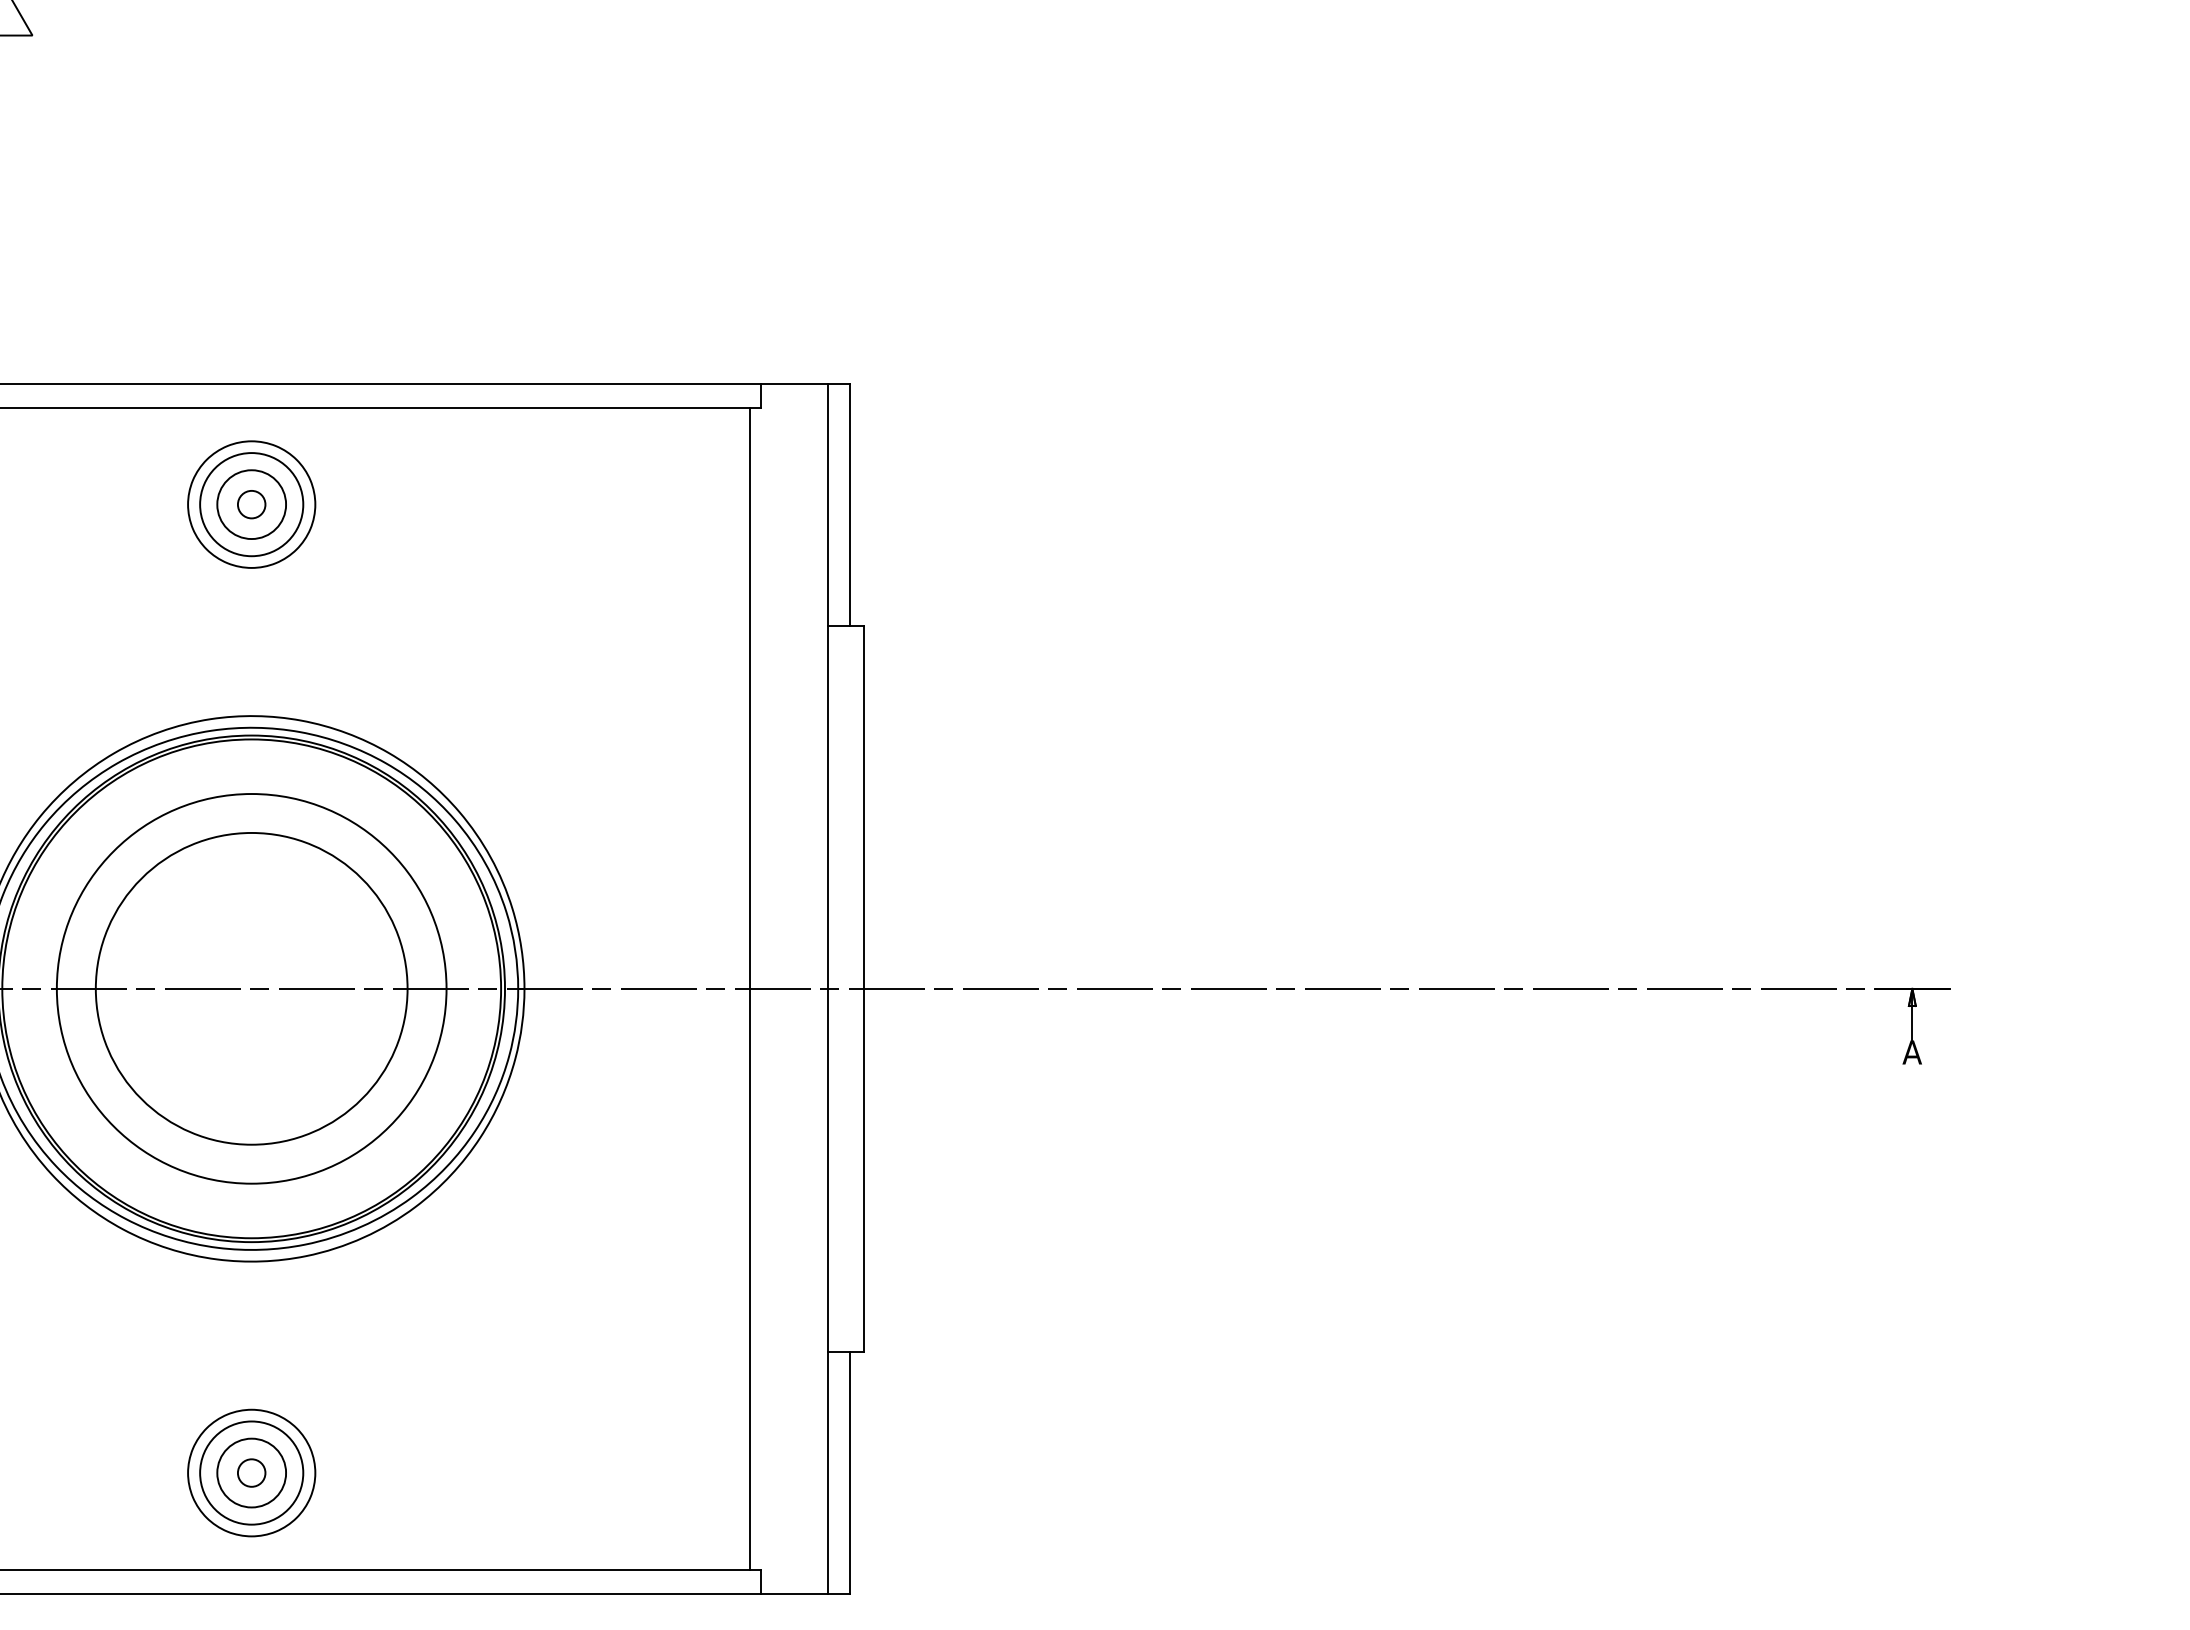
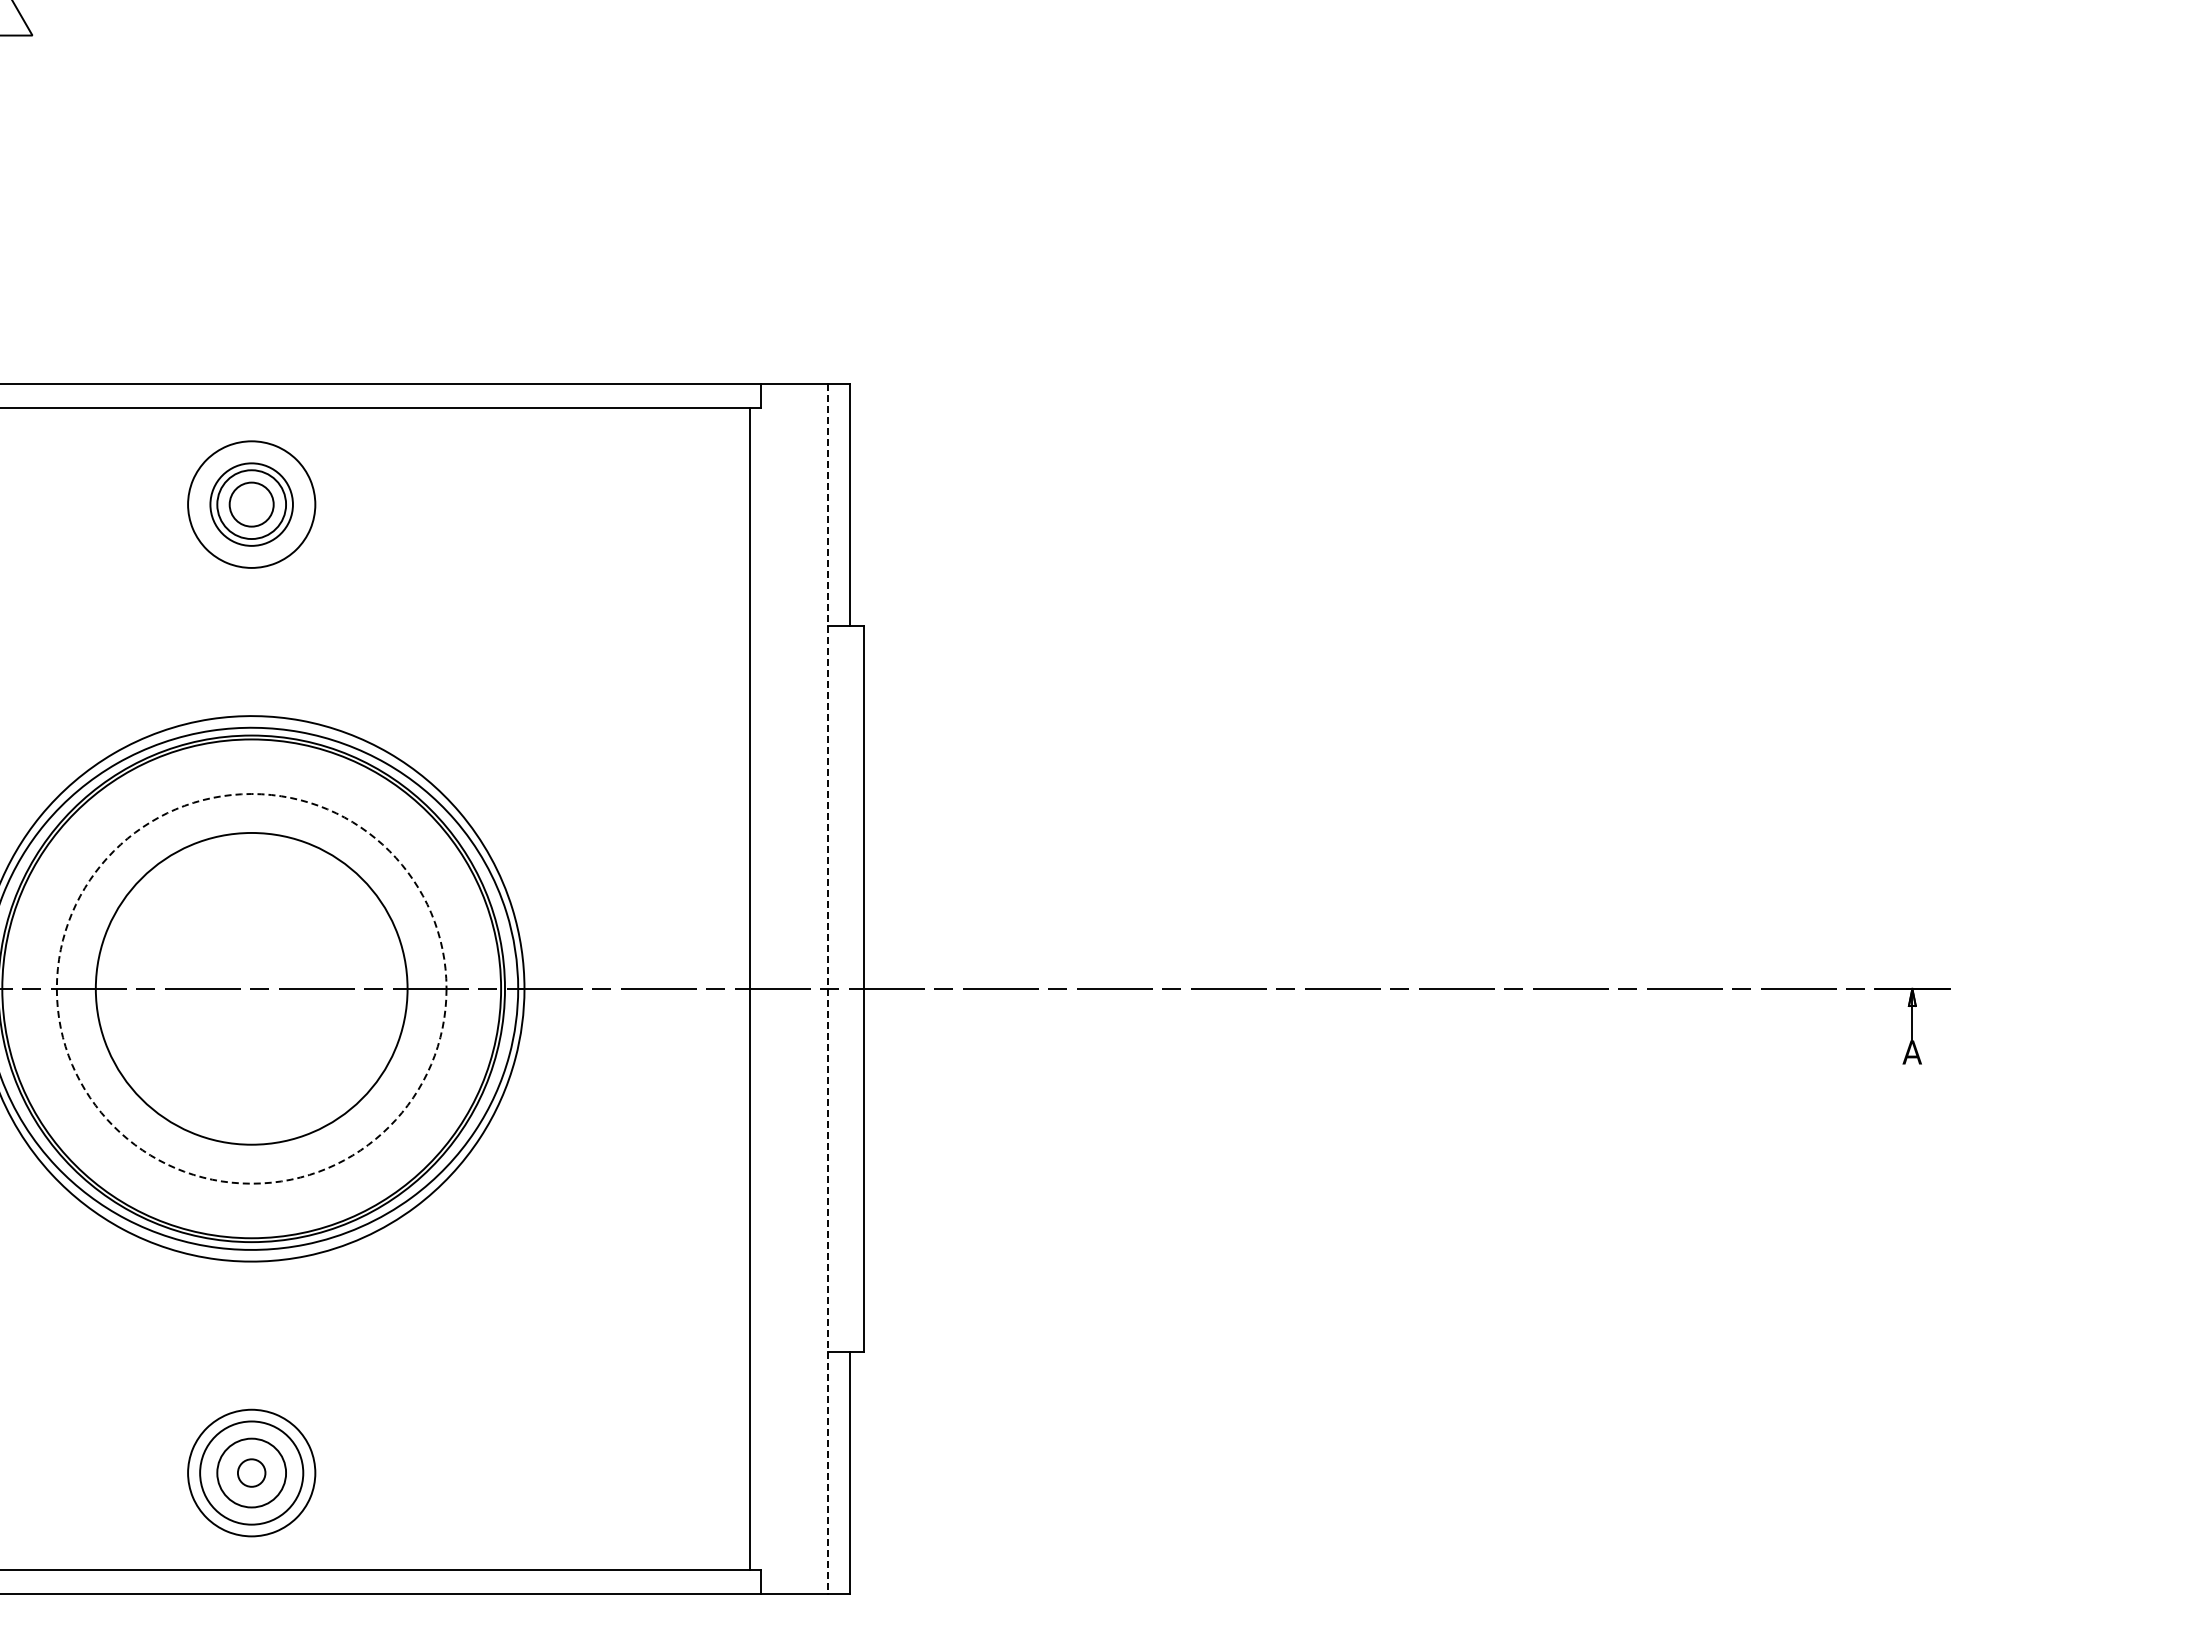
circle diameter: 103 px -> 83 px (251, 504)
circle diameter: 28 px -> 44 px (251, 504)
circle: solid -> dashed (251, 988)
line: solid -> dashed (827, 989)
